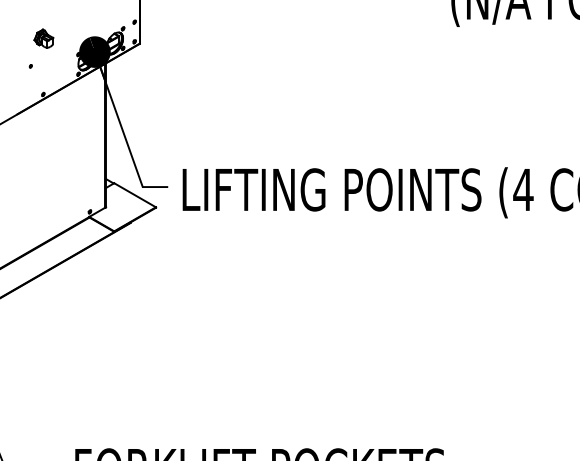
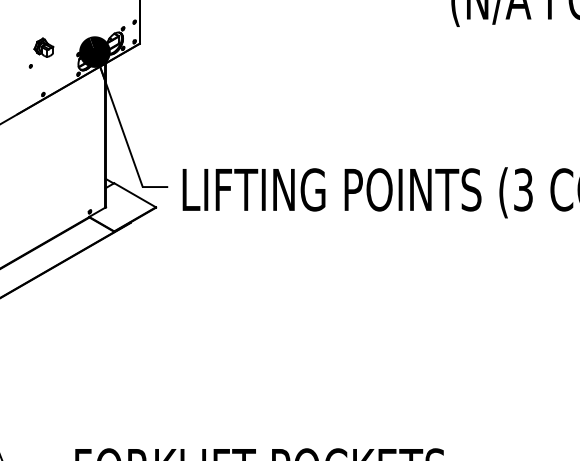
part position: (43, 38) -> (43, 47) (43, 47)
text: (4 -> (3 (523, 189)
